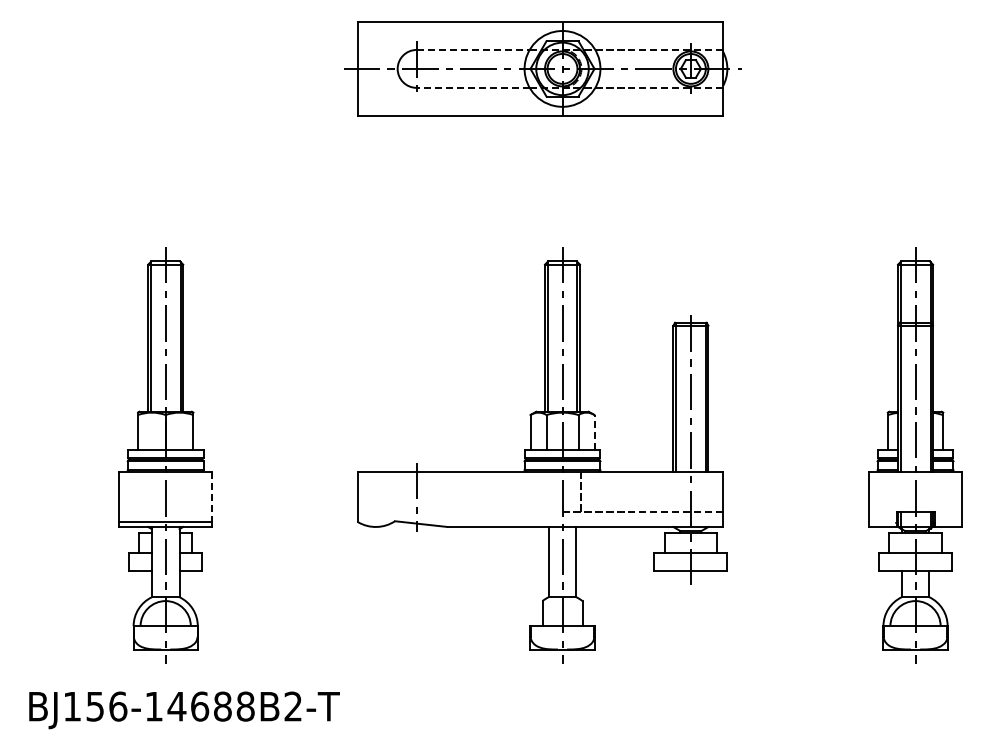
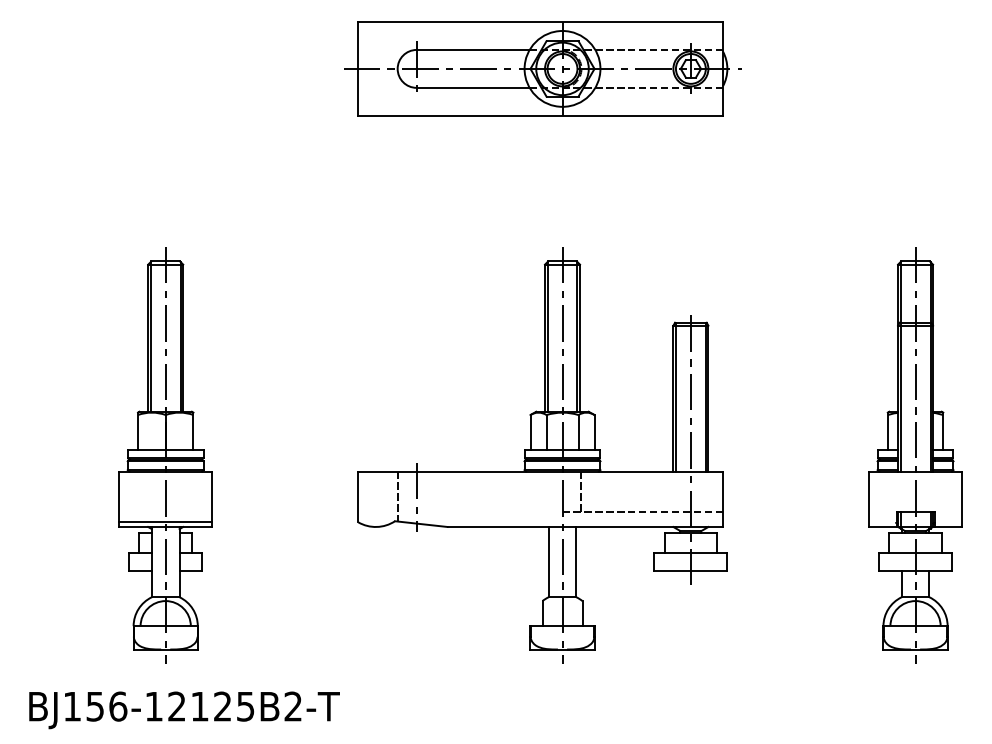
line: dashed -> solid (473, 49)
line: dashed -> solid (473, 87)
line: dashed -> solid (594, 431)
line: none -> present (397, 496)
line: dashed -> solid (212, 497)
text: BJ156-14688B2-T -> BJ156-12125B2-T (210, 706)
